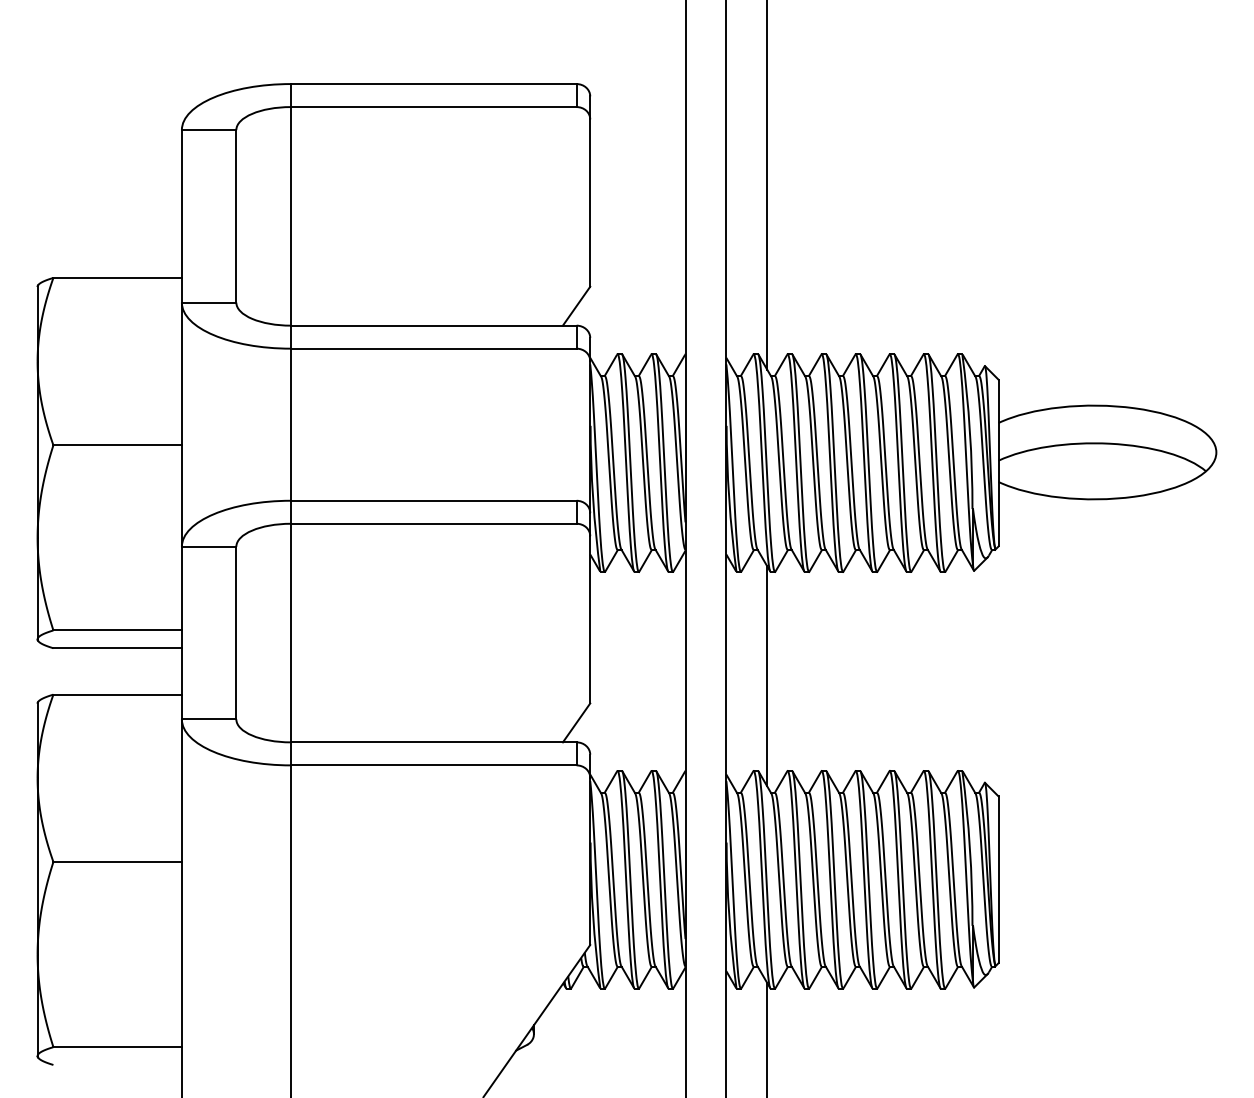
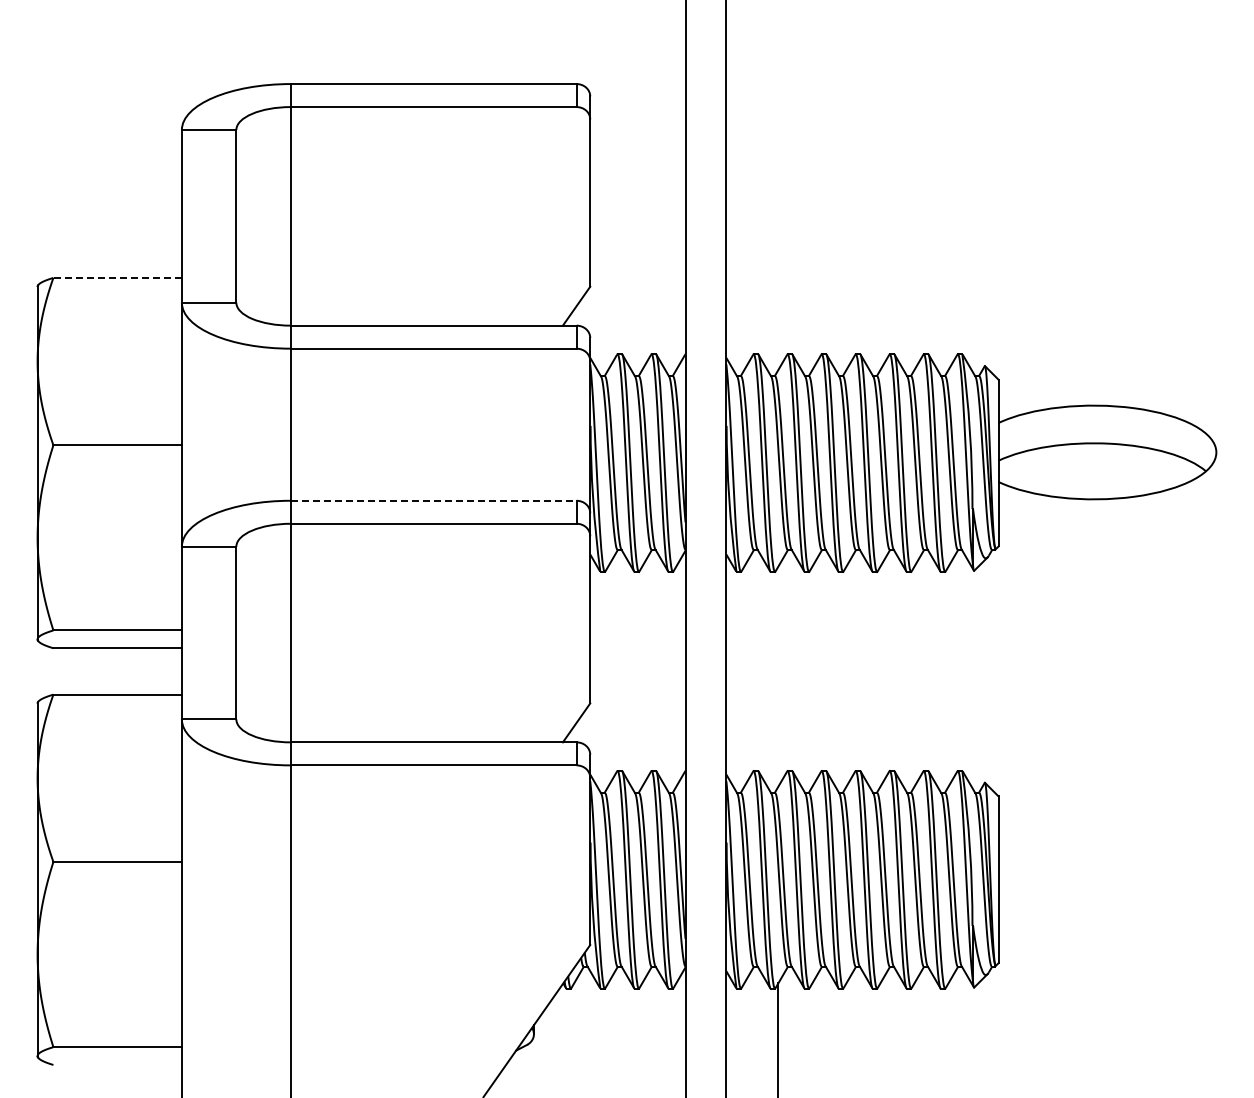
line: present -> none (767, 185)
line: solid -> dashed (117, 277)
line: solid -> dashed (433, 500)
line: present -> none (767, 676)
line position: (767, 1038) -> (778, 1038) (778, 1038)
